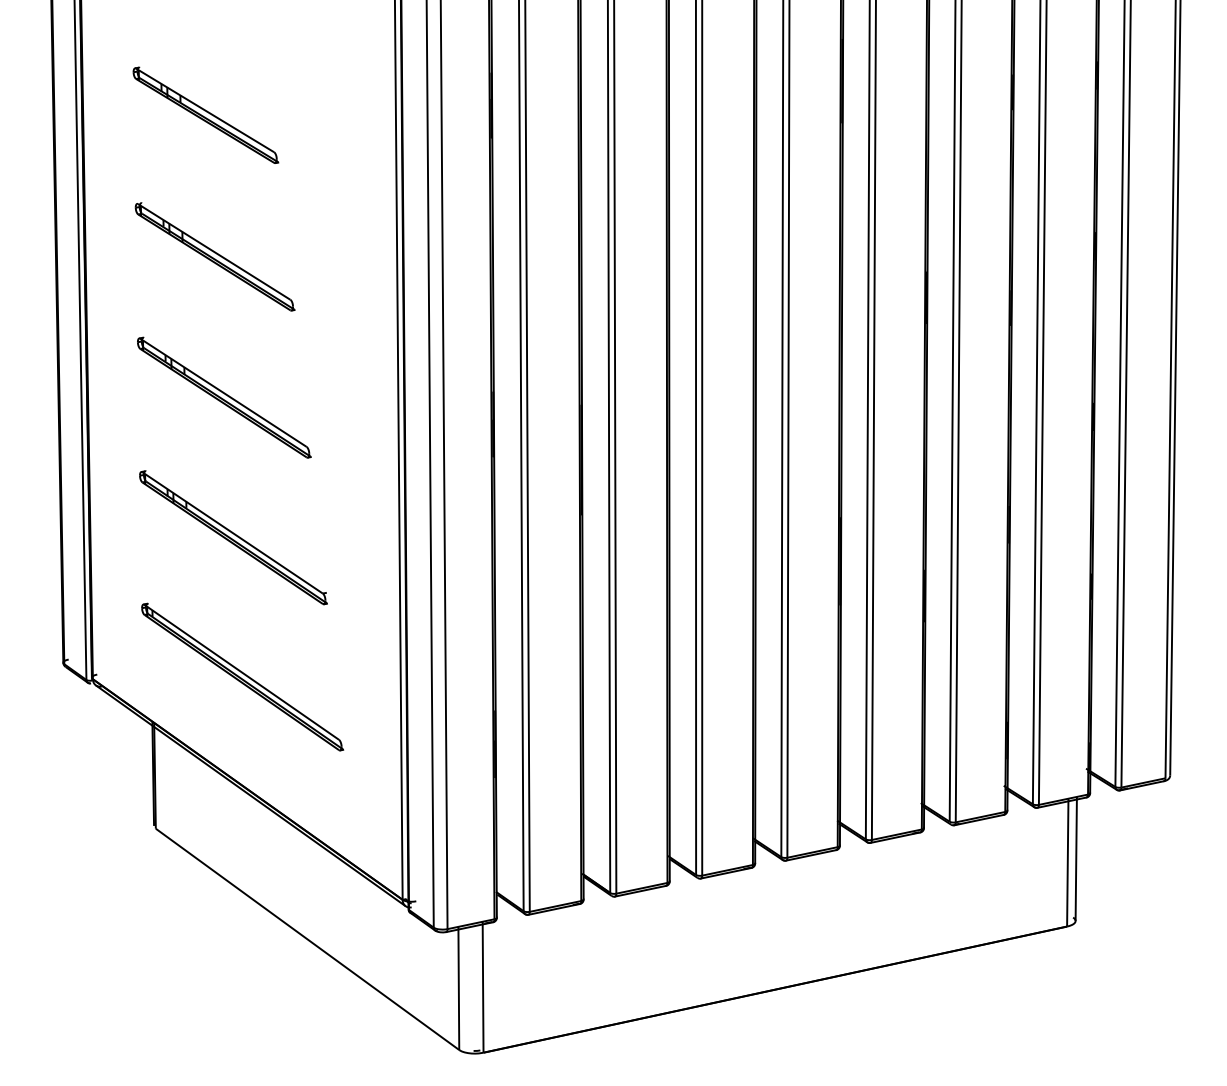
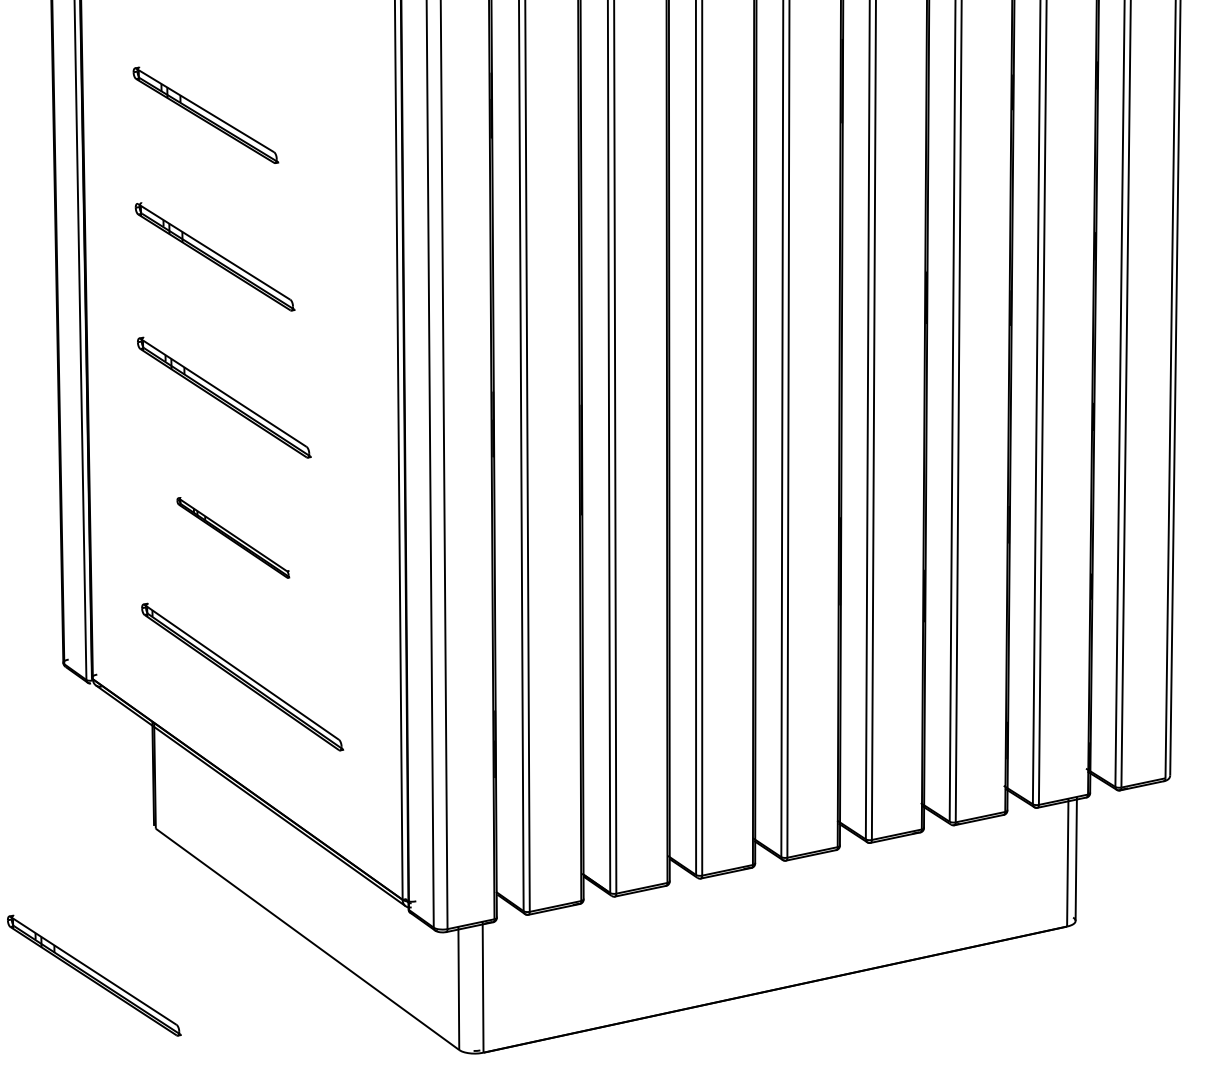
part size: 189x136 px -> 115x82 px (233, 537)
part: none -> present (94, 975)
